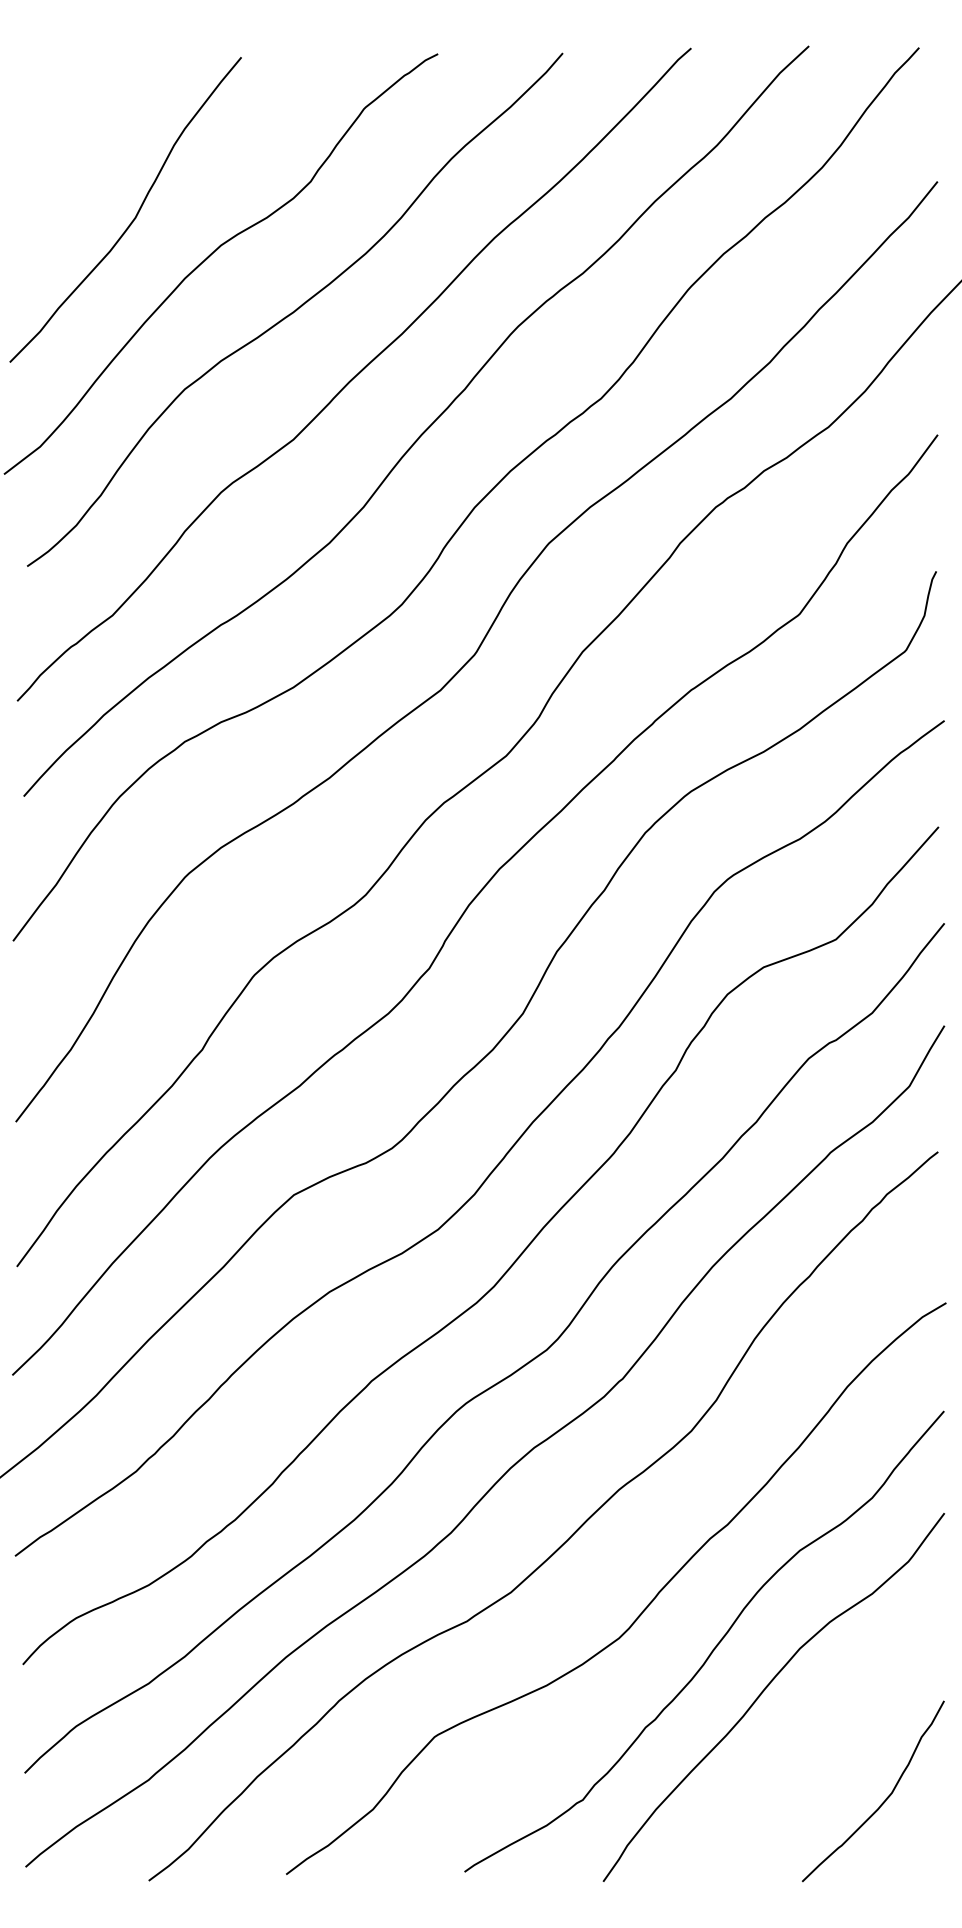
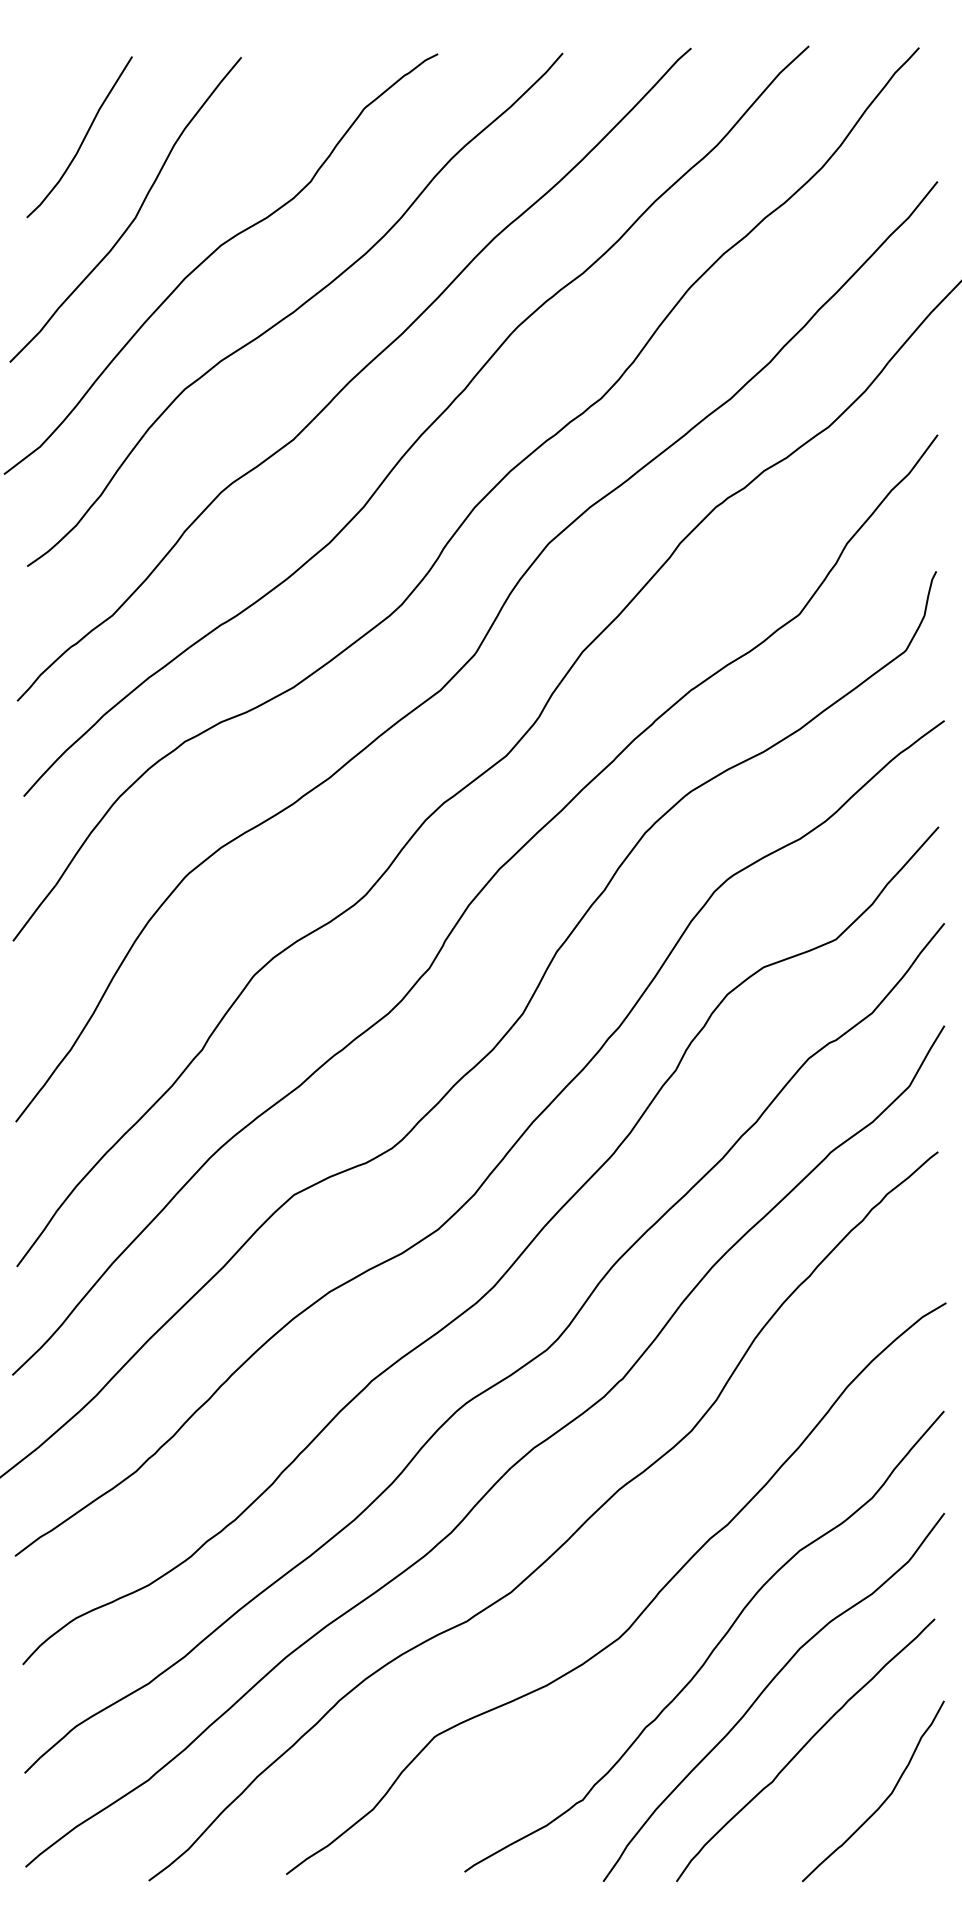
curve: none -> present (83, 138)
curve: none -> present (803, 1748)
